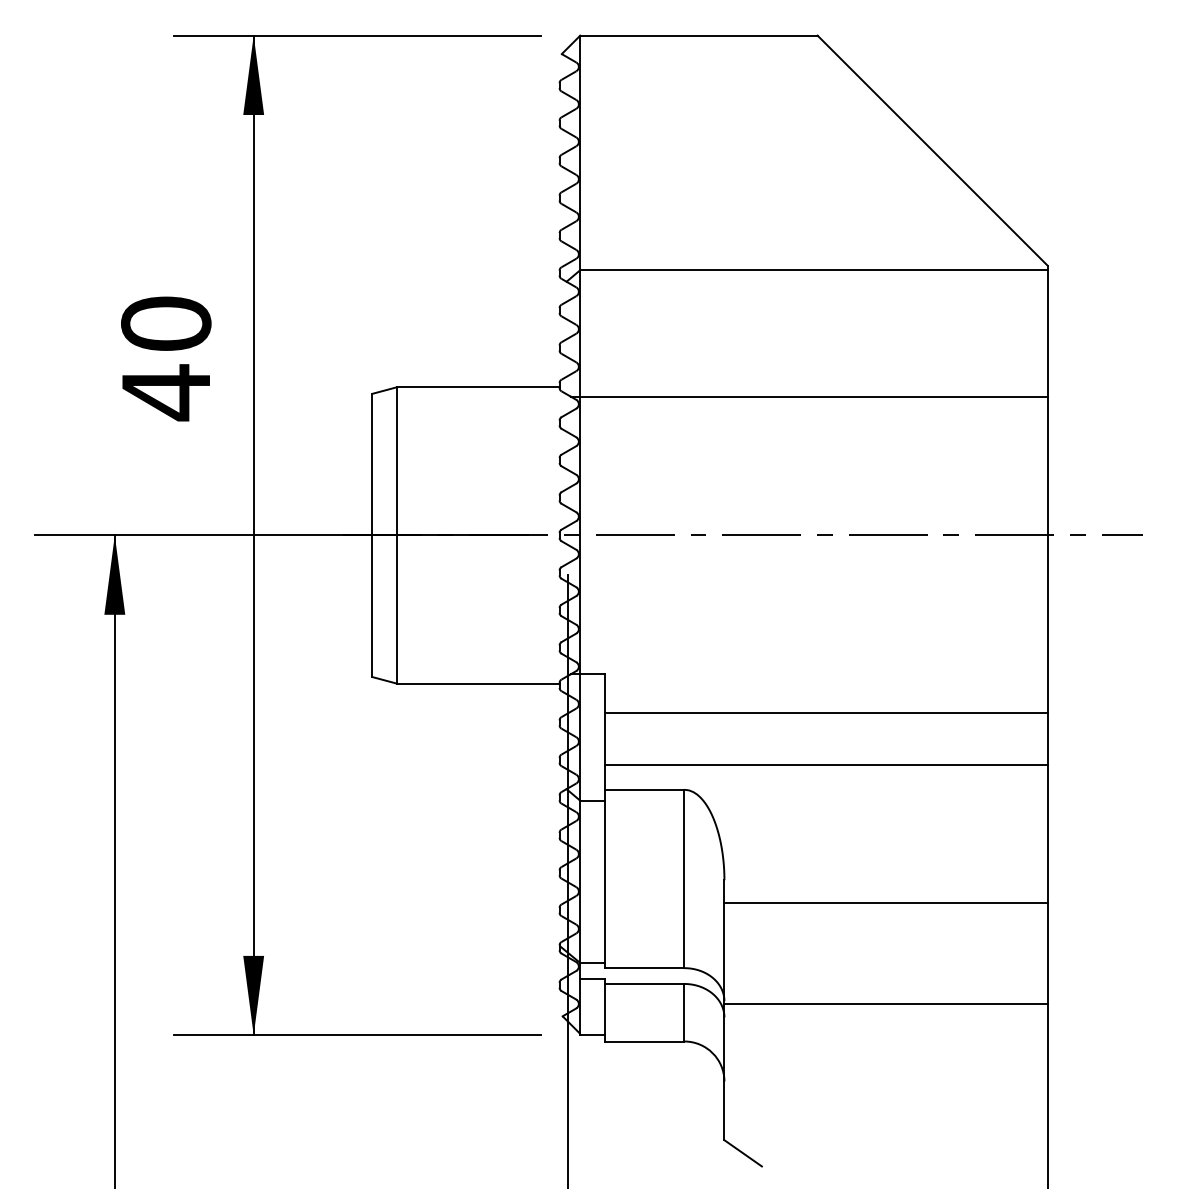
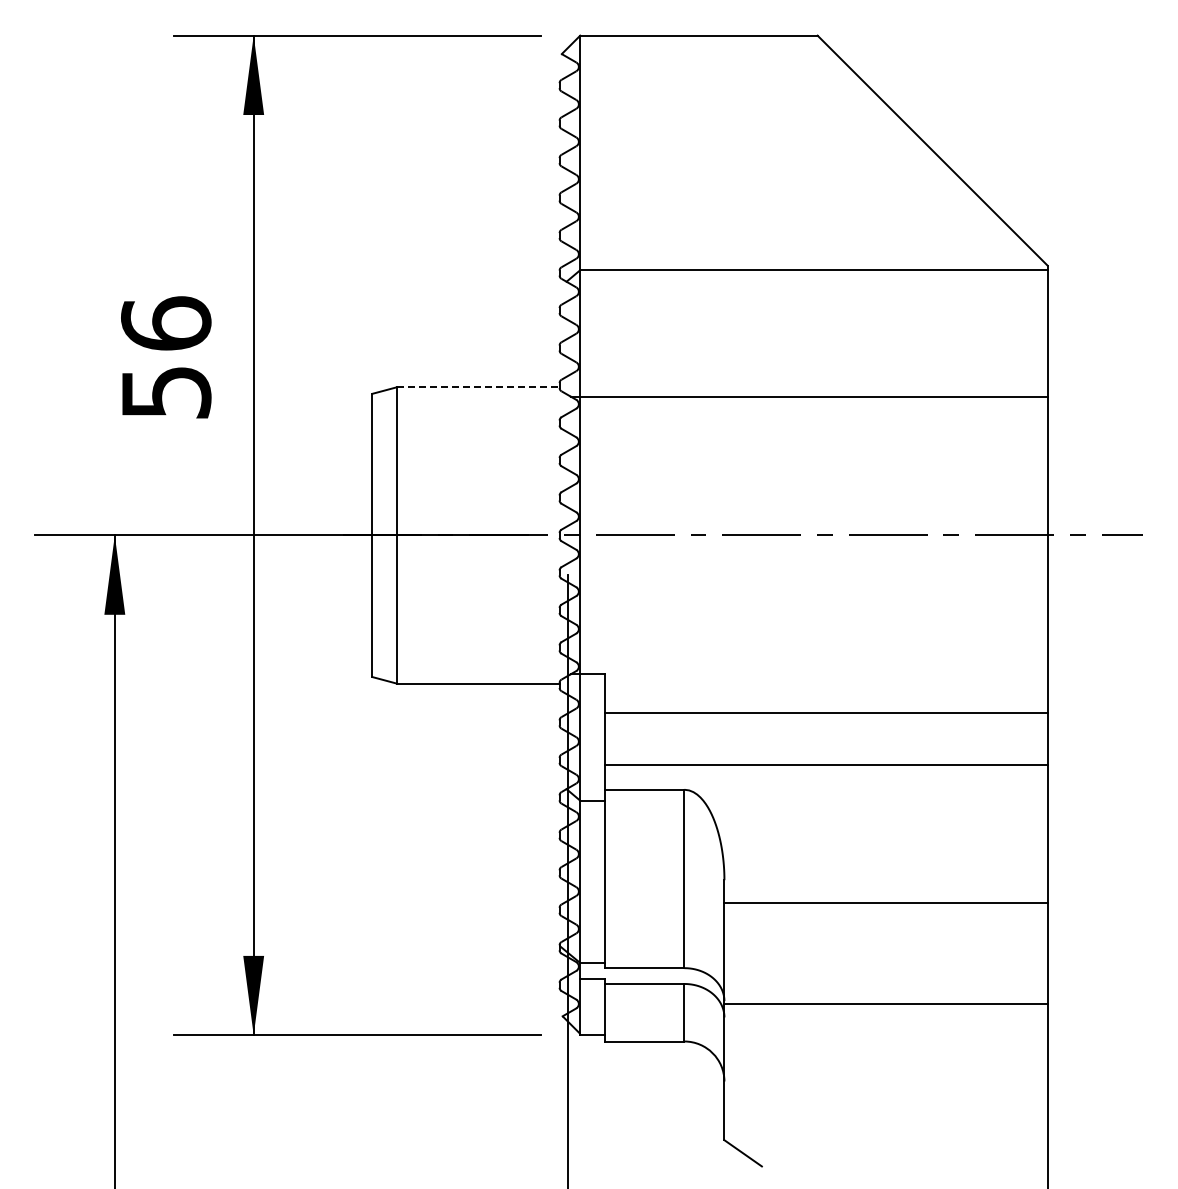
text: 40 -> 56 (166, 358)
line: solid -> dashed (478, 387)
